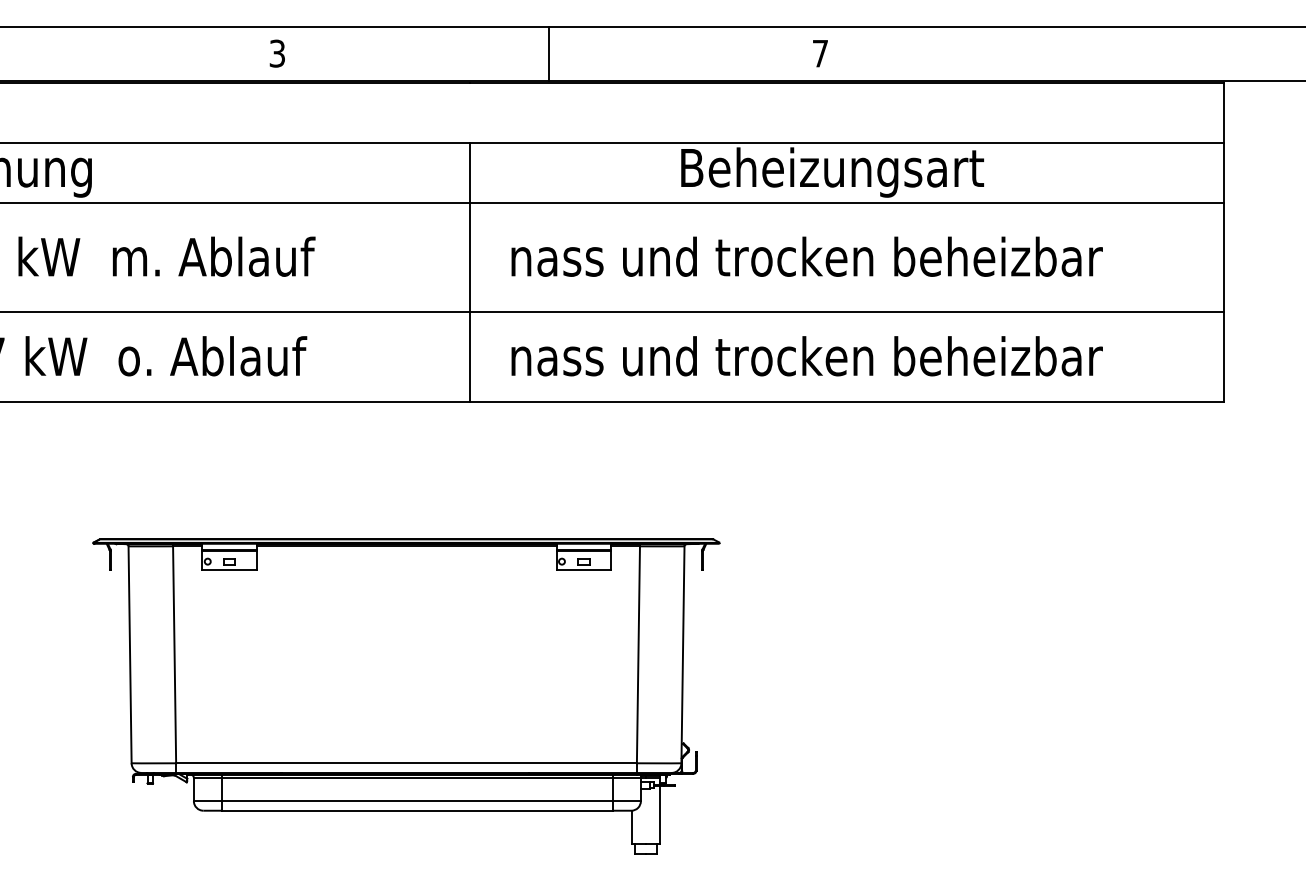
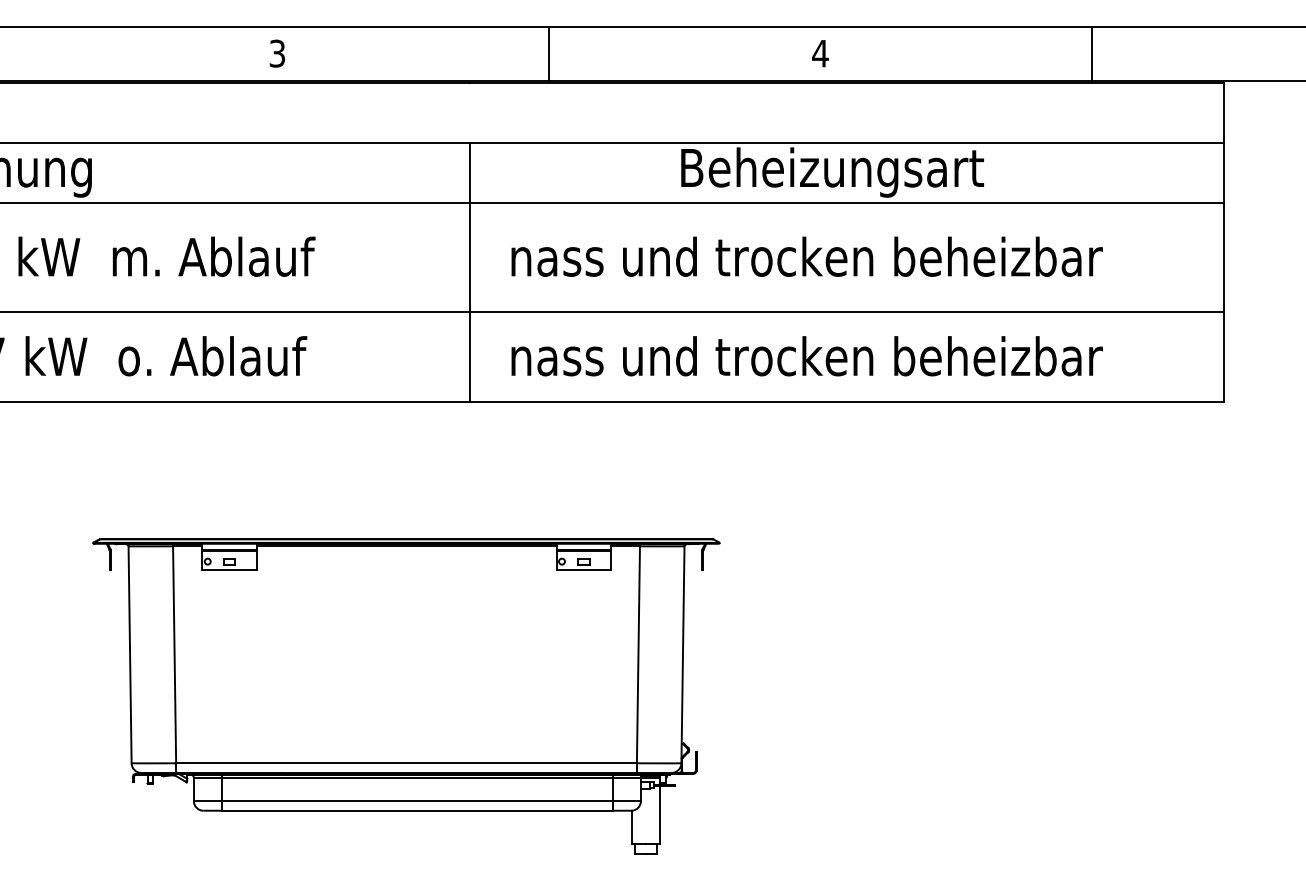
text: 7 -> 4 (820, 53)
line: none -> present (1092, 53)
